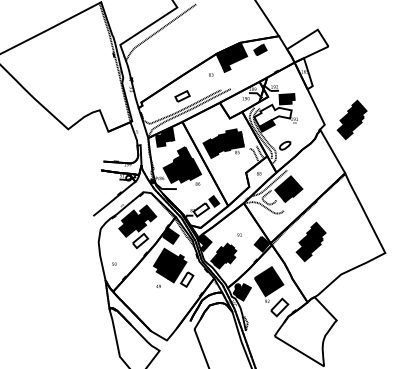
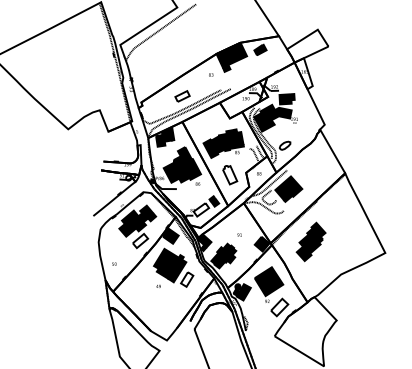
fill: none -> present (272, 115)
part: present -> none (351, 119)
part: none -> present (230, 175)
